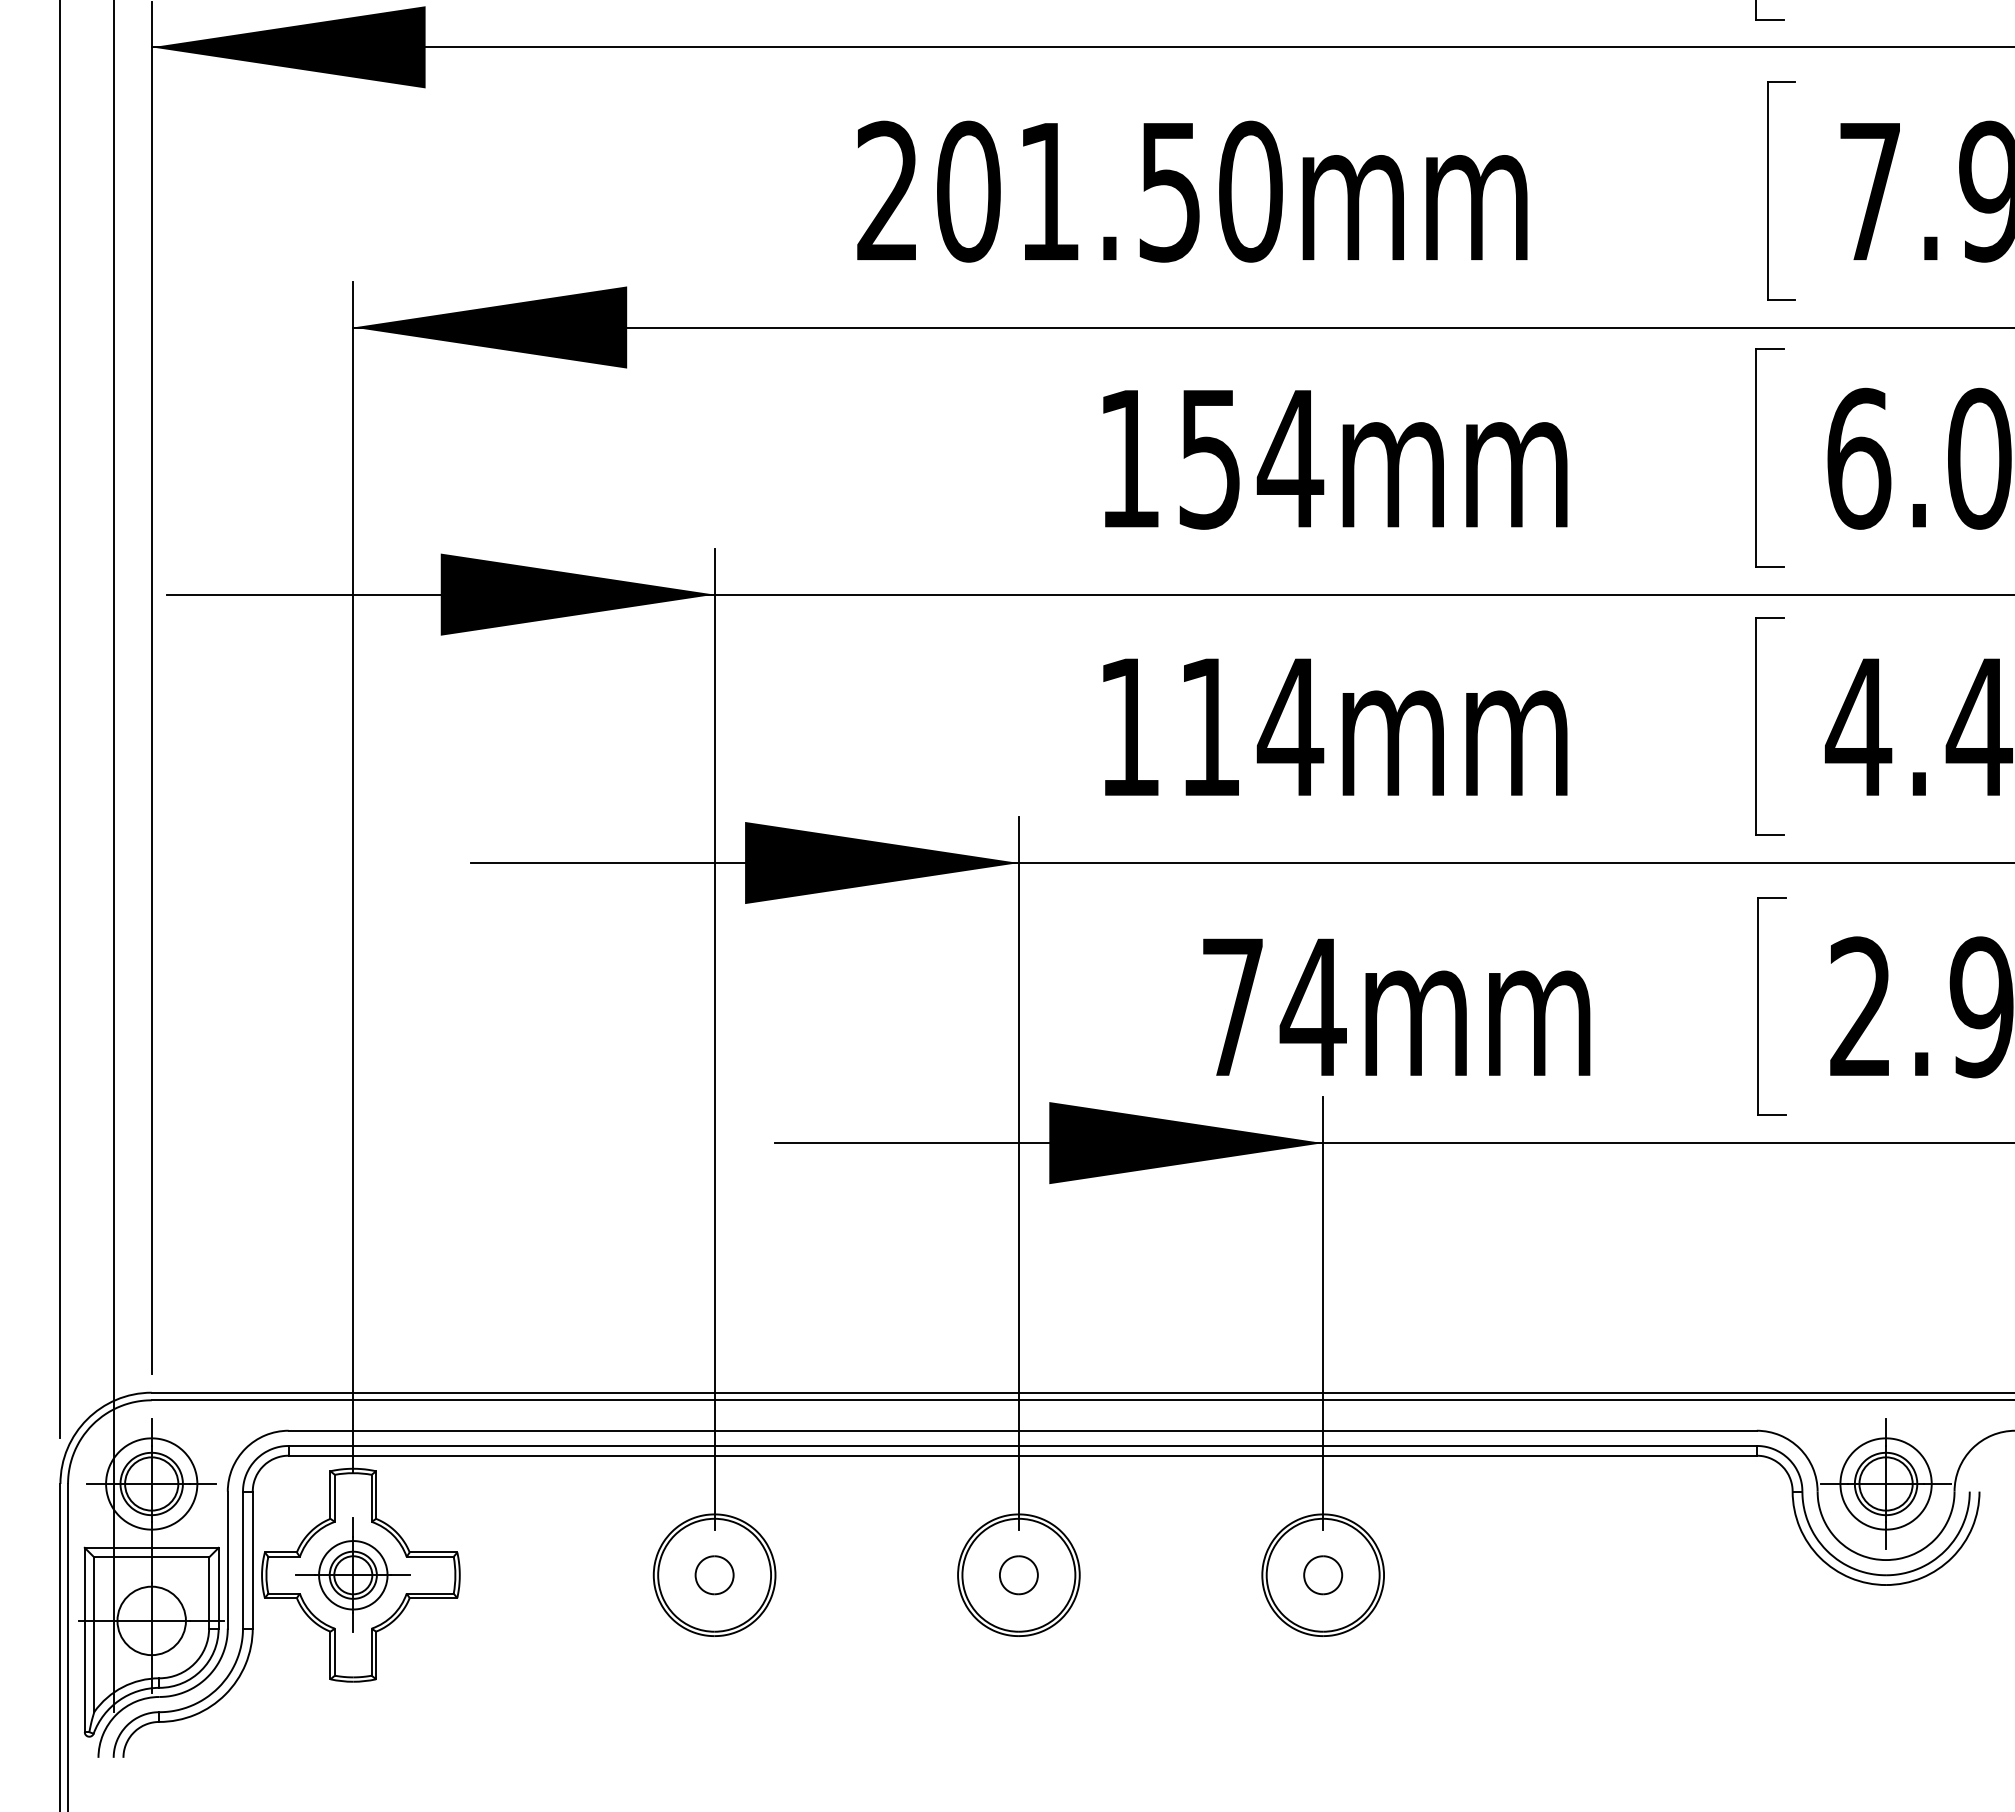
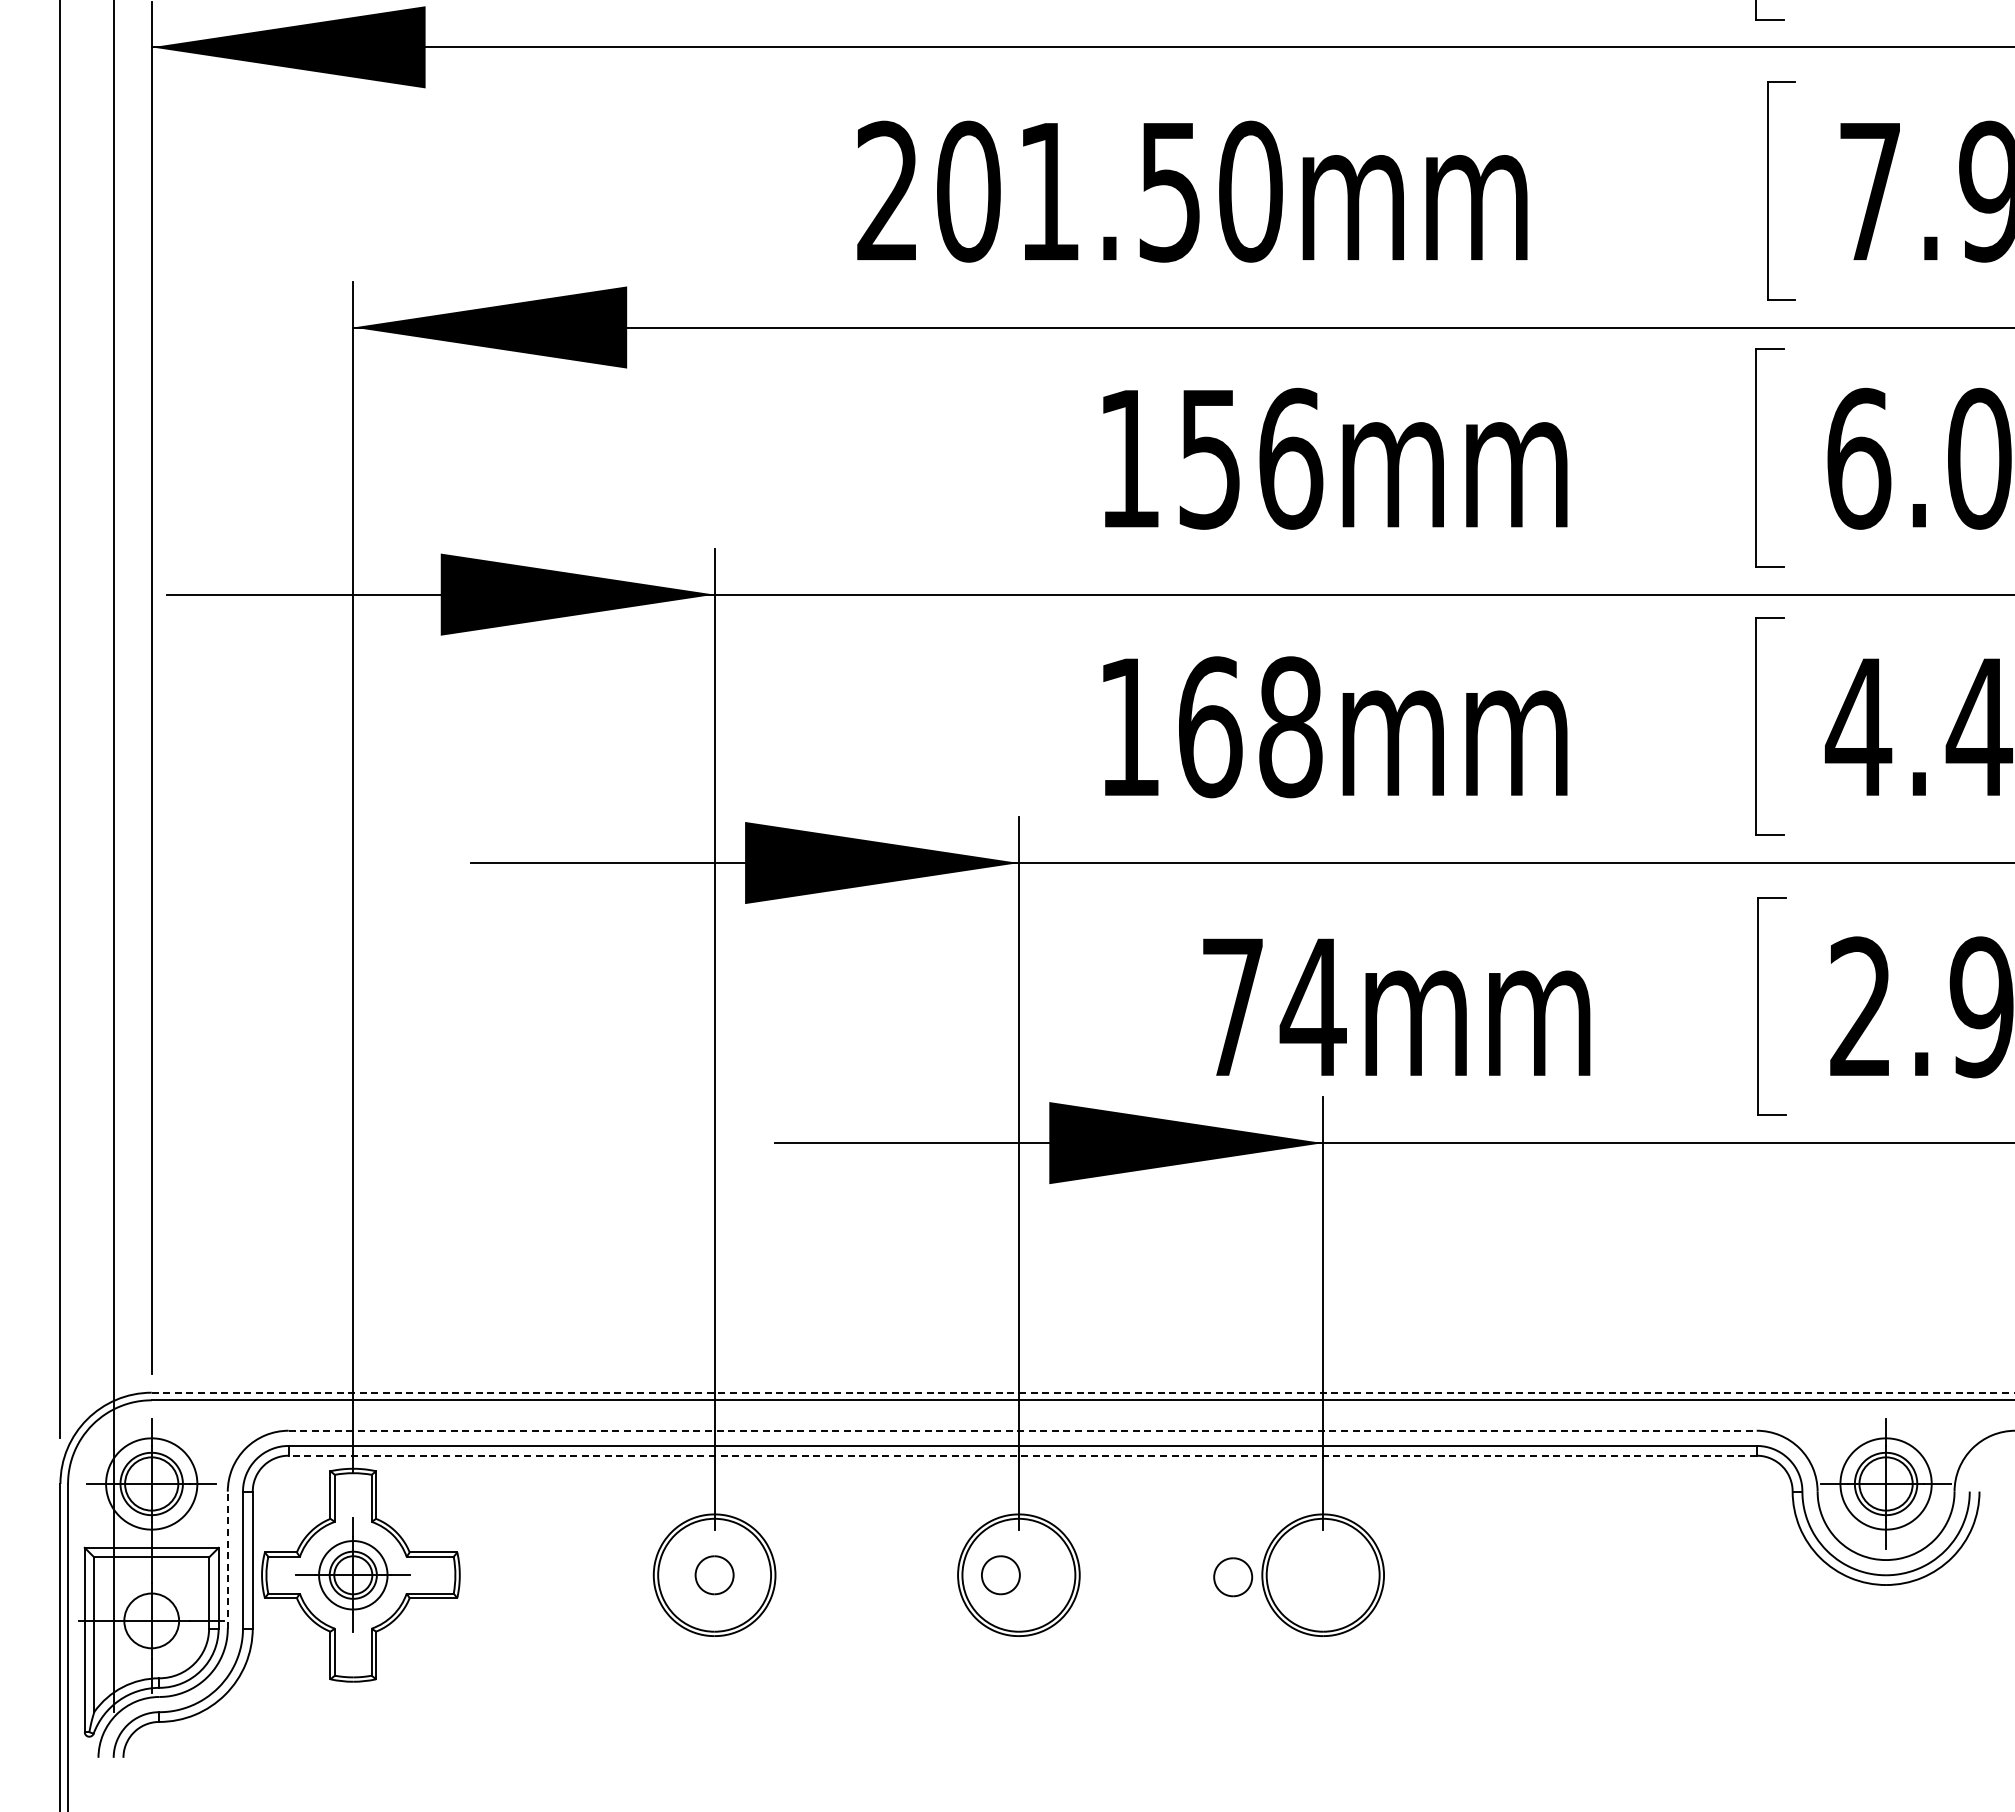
text: 154mm -> 156mm (1290, 458)
text: 114mm -> 168mm (1251, 727)
line: solid -> dashed (1083, 1392)
line: solid -> dashed (1023, 1430)
line: solid -> dashed (1022, 1455)
line: solid -> dashed (227, 1559)
part position: (1018, 1575) -> (1000, 1575) (1000, 1575)
part position: (1323, 1575) -> (1233, 1577) (1233, 1577)
circle diameter: 68 px -> 55 px (151, 1620)
